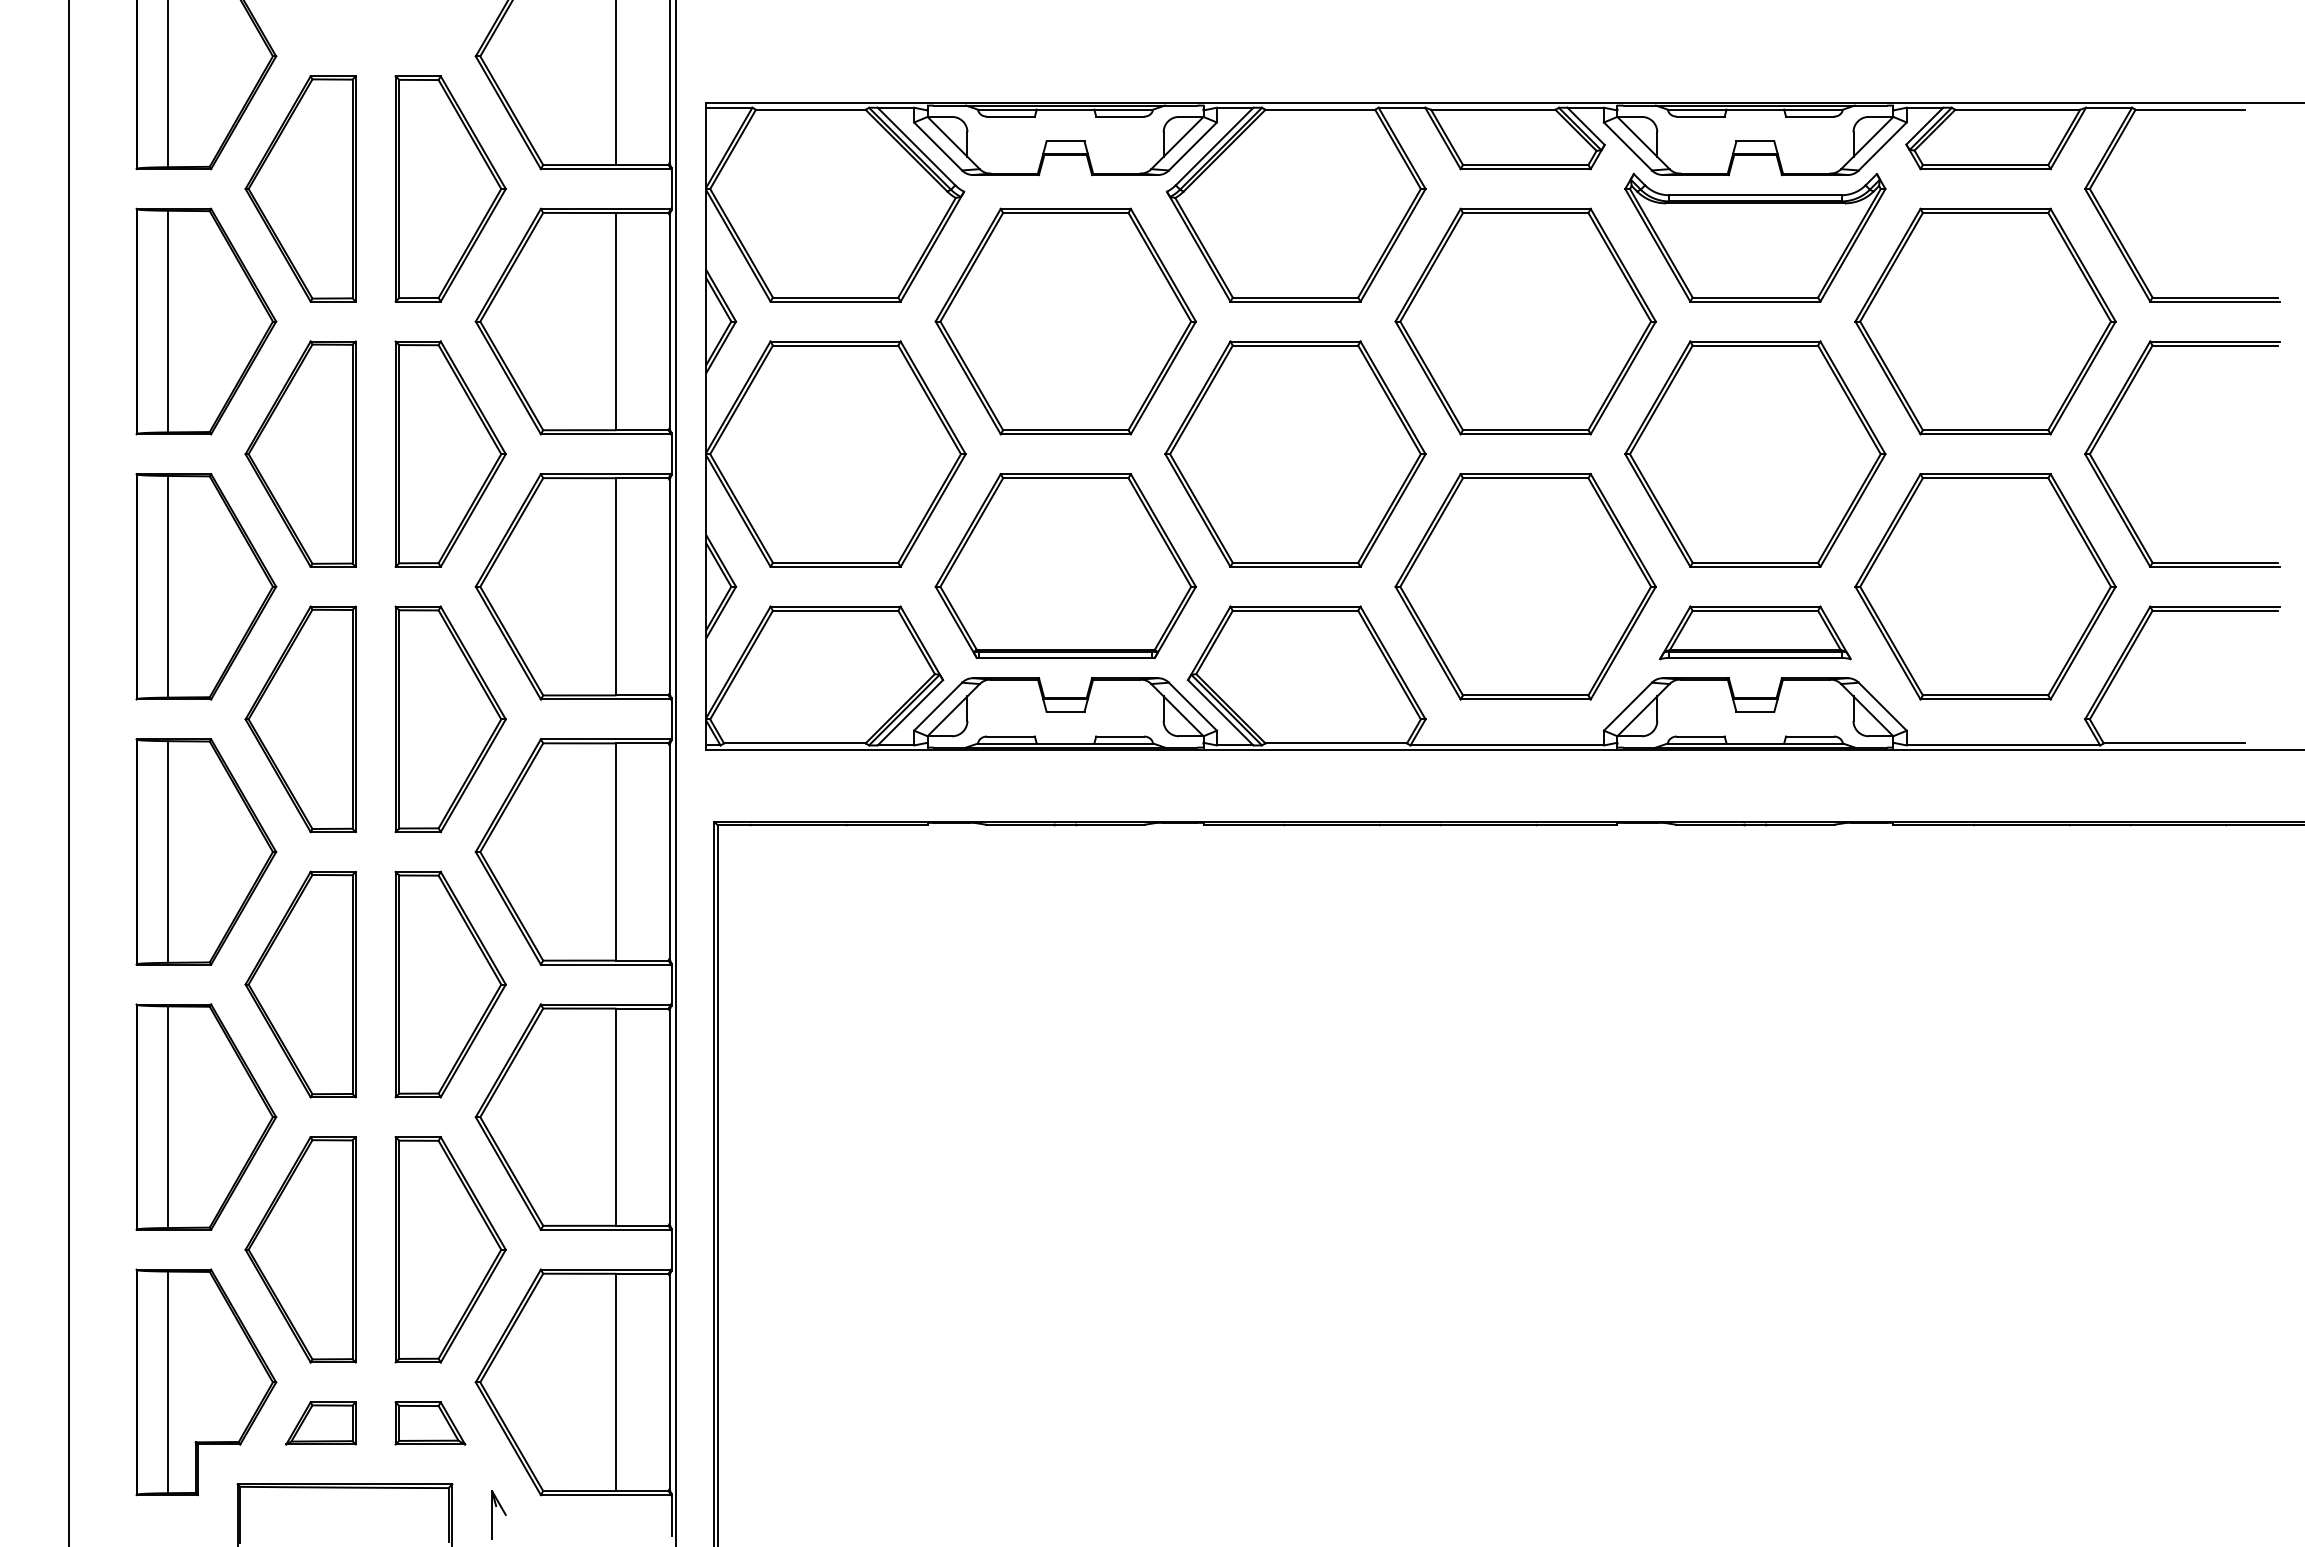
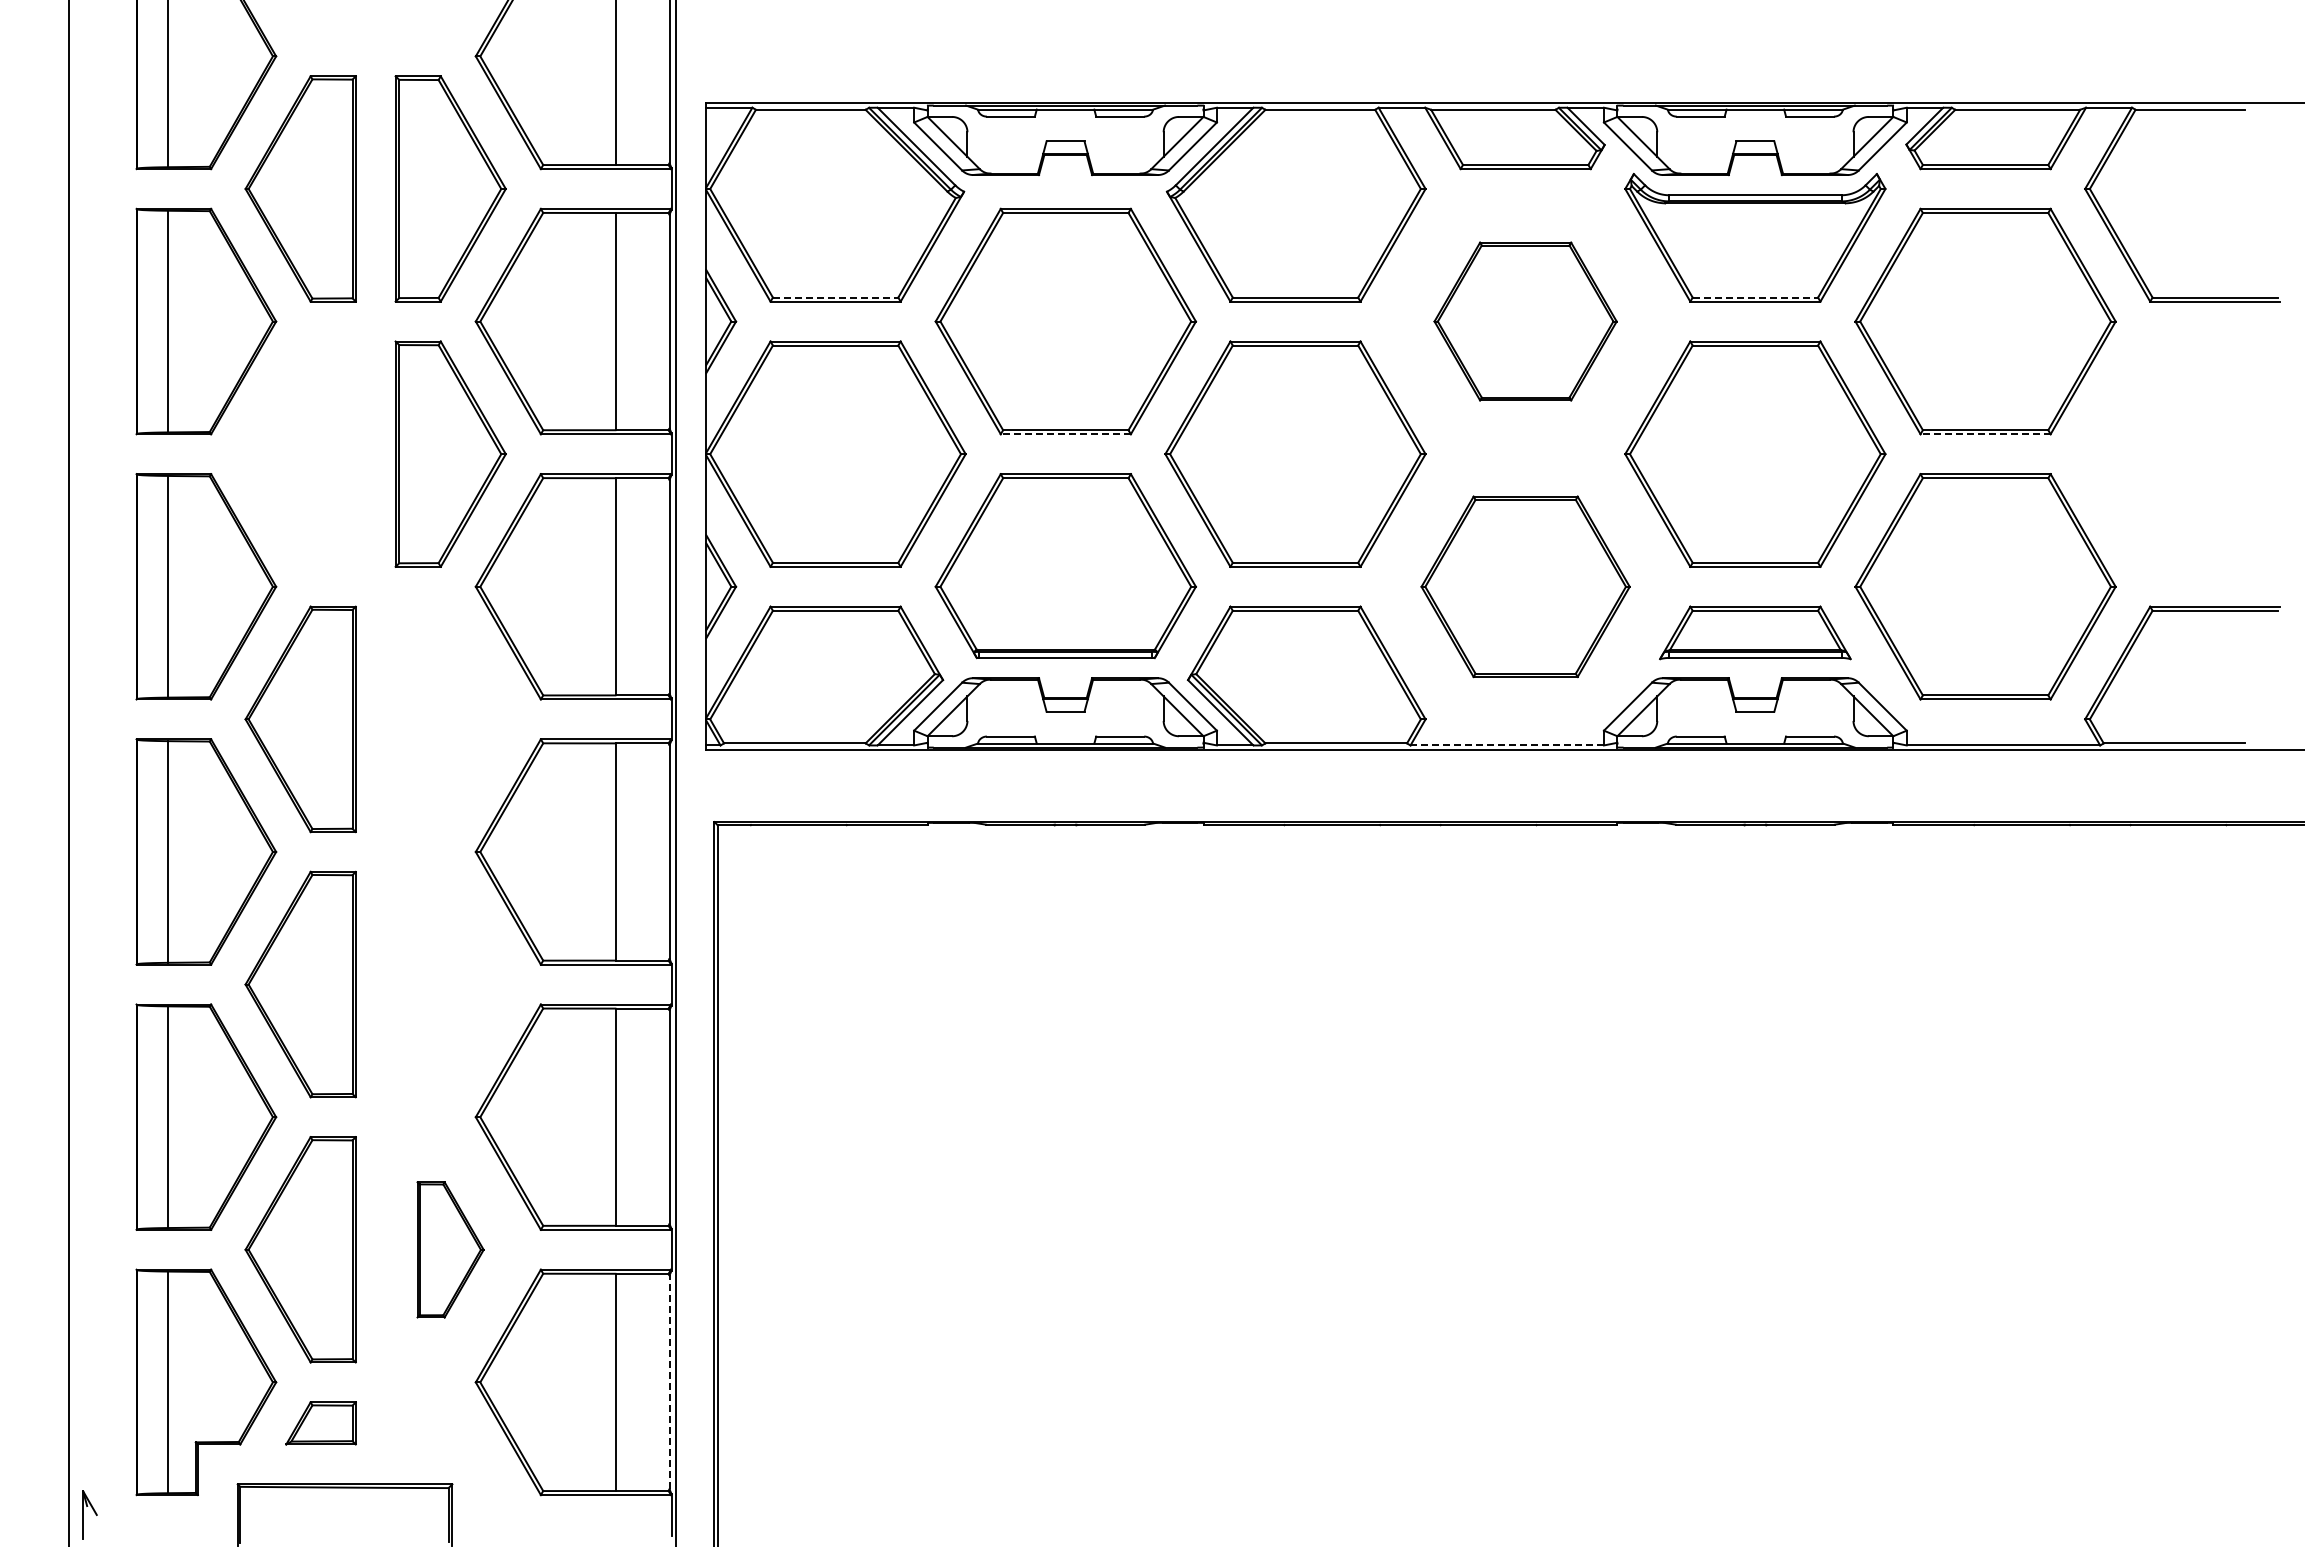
line: solid -> dashed (835, 297)
line: solid -> dashed (1755, 297)
part size: 263x229 px -> 185x161 px (1525, 321)
part: present -> none (2112, 417)
line: solid -> dashed (1065, 434)
line: solid -> dashed (1985, 434)
part: present -> none (300, 453)
part size: 263x228 px -> 211x184 px (1525, 586)
part: present -> none (450, 719)
line: solid -> dashed (1507, 745)
part: present -> none (450, 984)
part size: 113x228 px -> 69x138 px (450, 1249)
line: solid -> dashed (669, 1381)
part: present -> none (430, 1423)
part position: (498, 1514) -> (89, 1514) (89, 1514)
